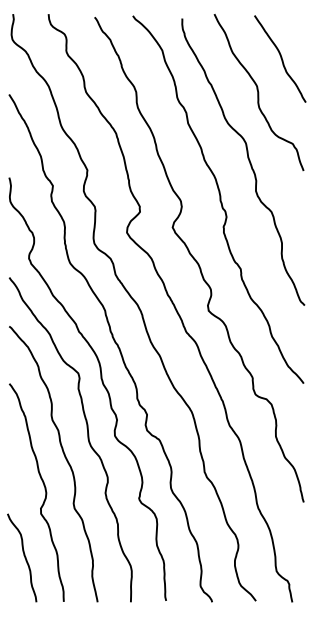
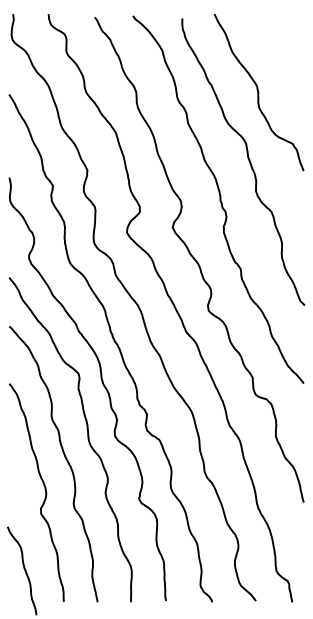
curve: present -> none (280, 58)
curve position: (24, 557) -> (24, 570) (24, 570)
